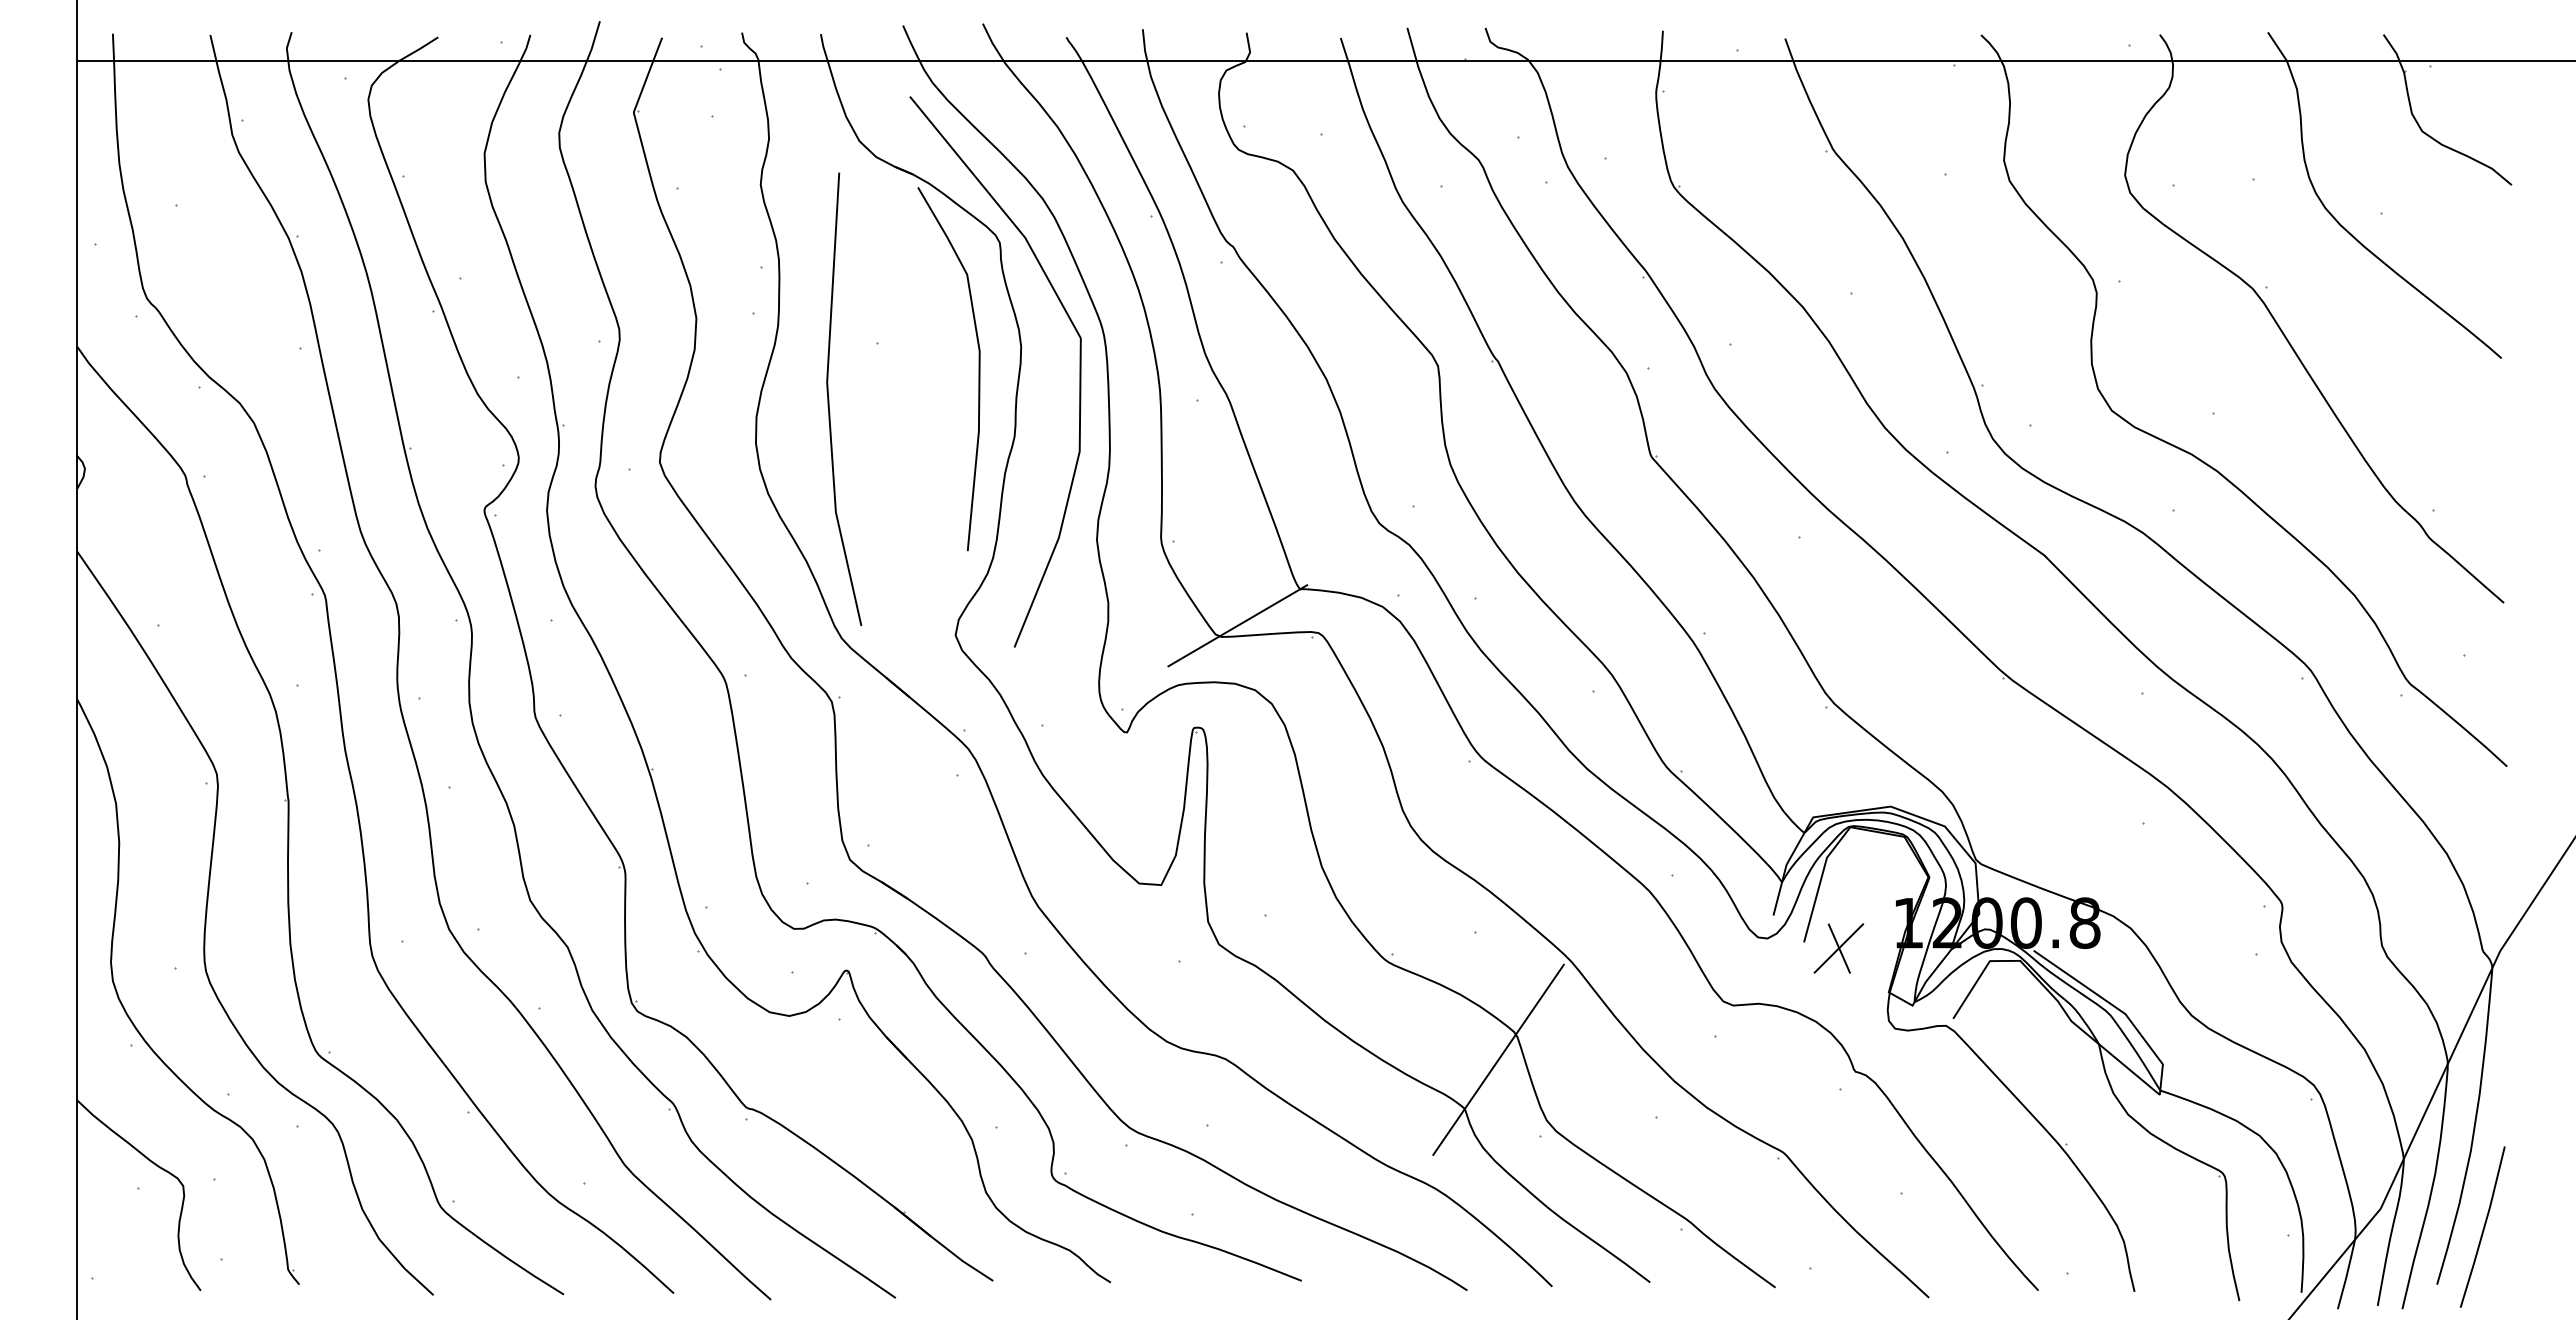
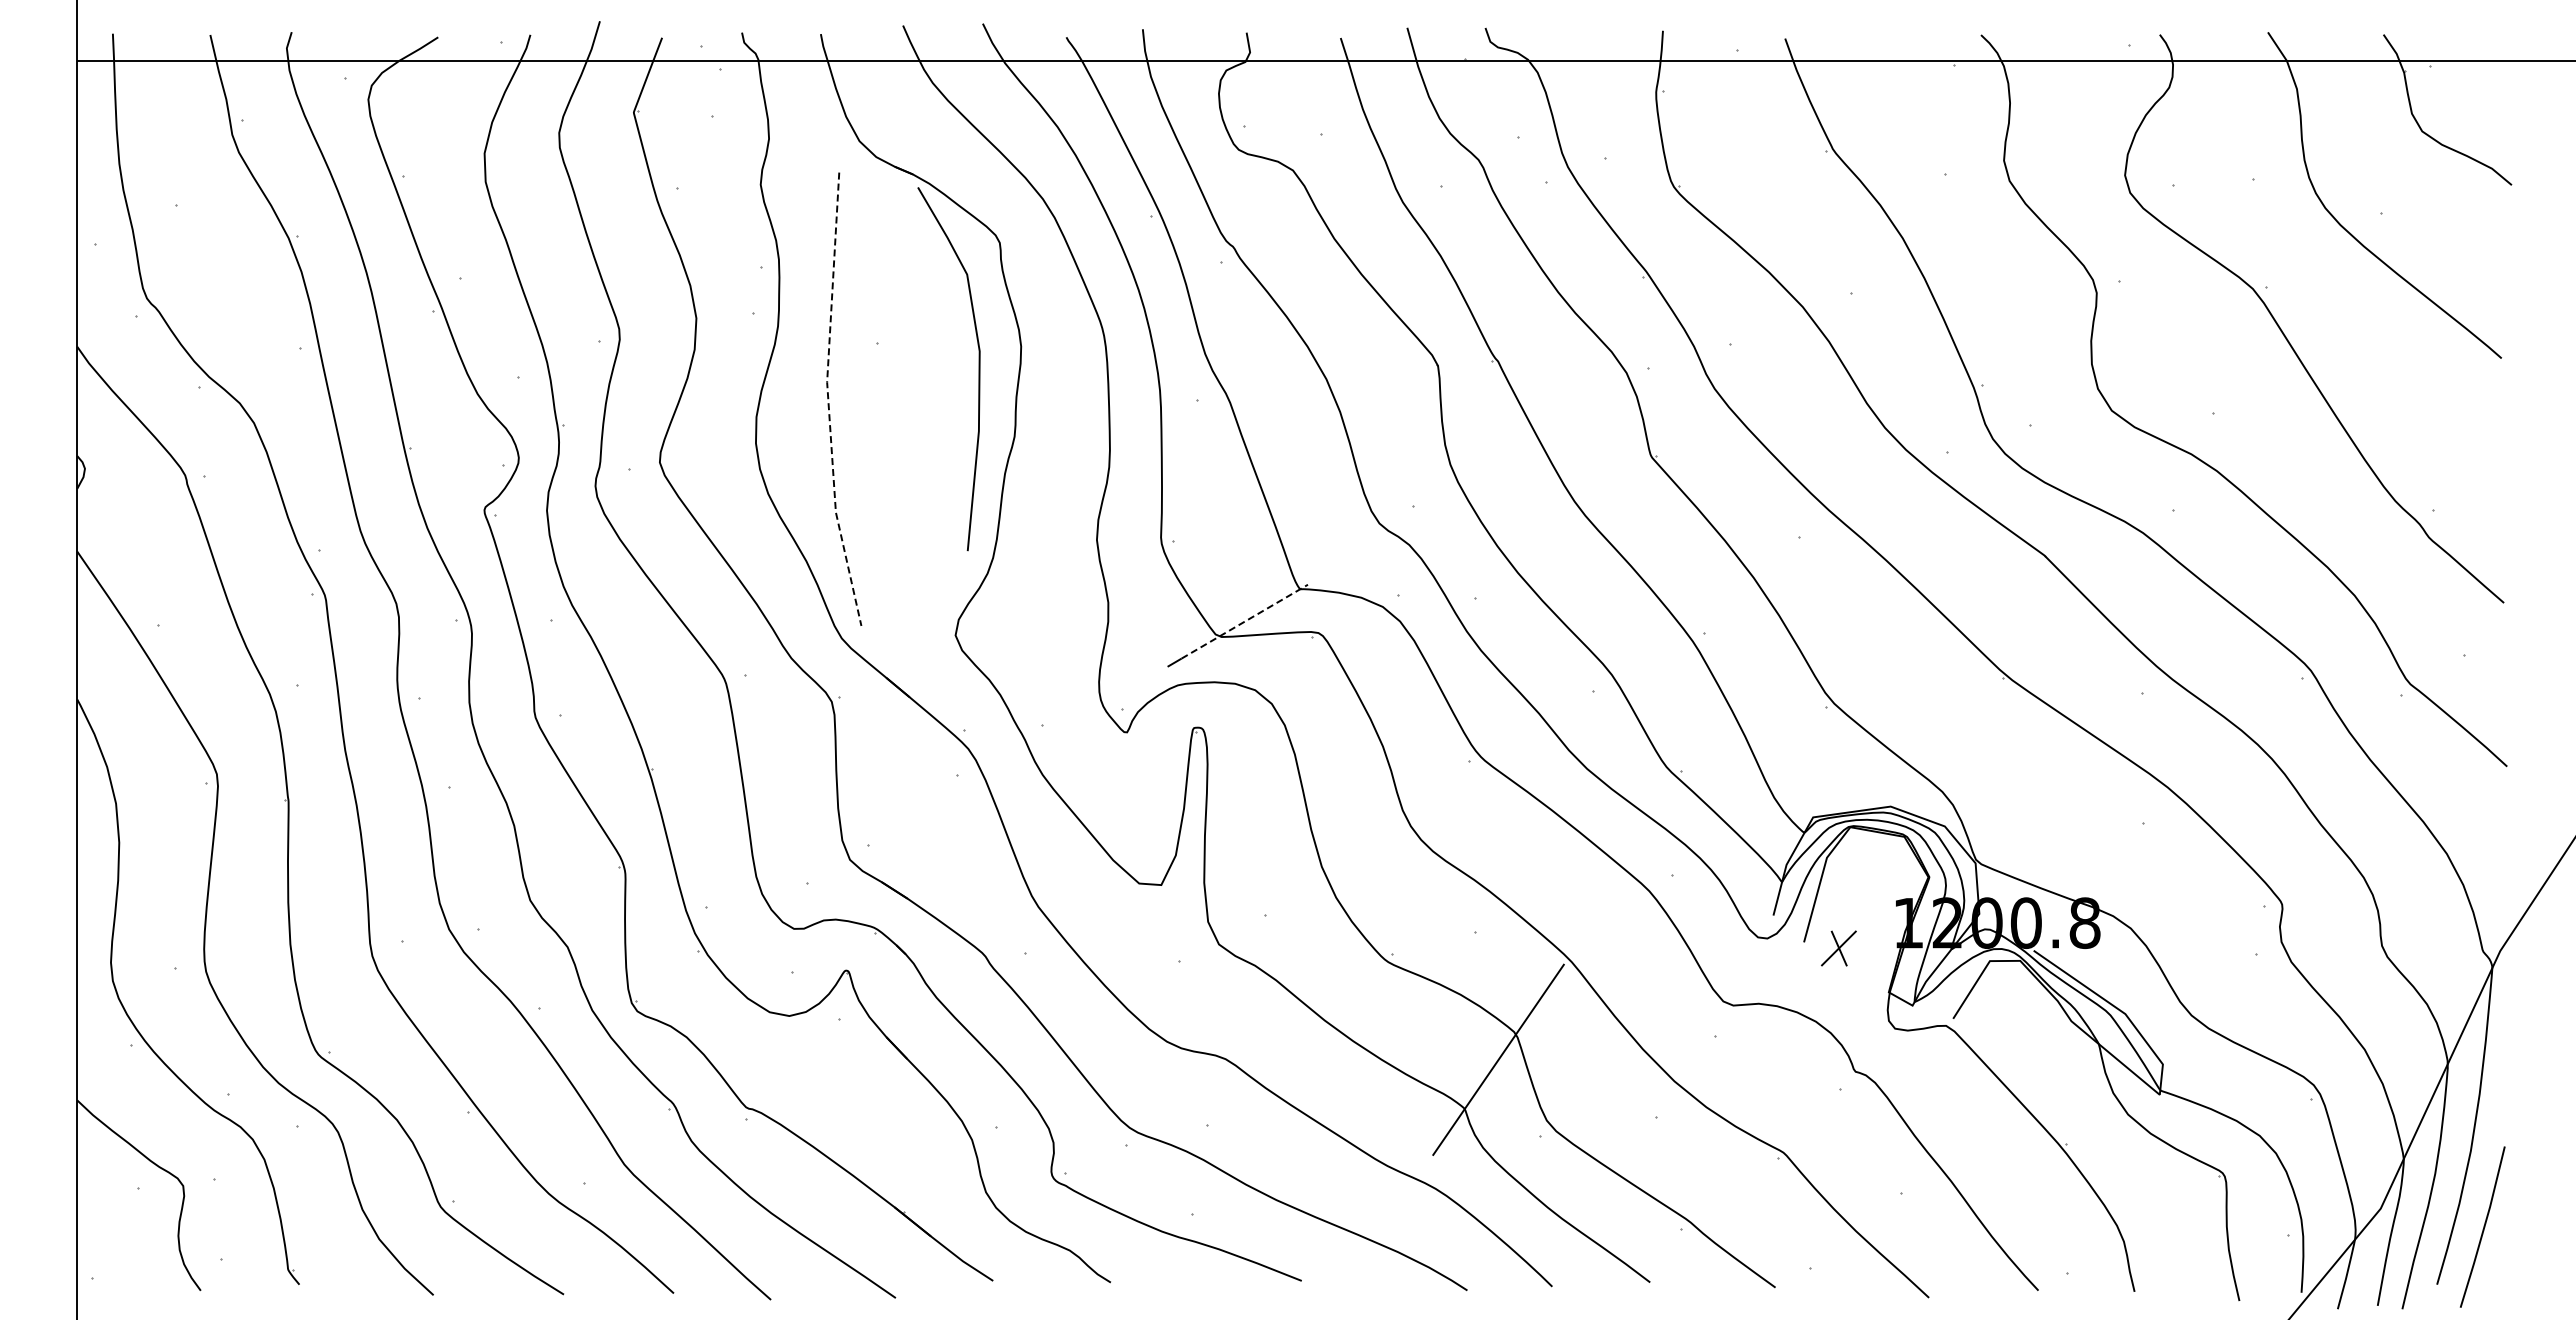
curve: present -> none (1079, 371)
line: solid -> dashed (828, 401)
line: solid -> dashed (1245, 621)
part size: 52x51 px -> 36x37 px (1838, 948)
